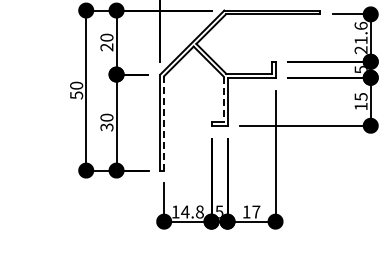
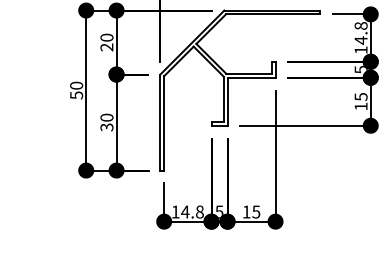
text: 21.6 -> 14.8 (360, 37)
line: dashed -> solid (223, 99)
line: dashed -> solid (164, 123)
text: 17 -> 15 (256, 211)
